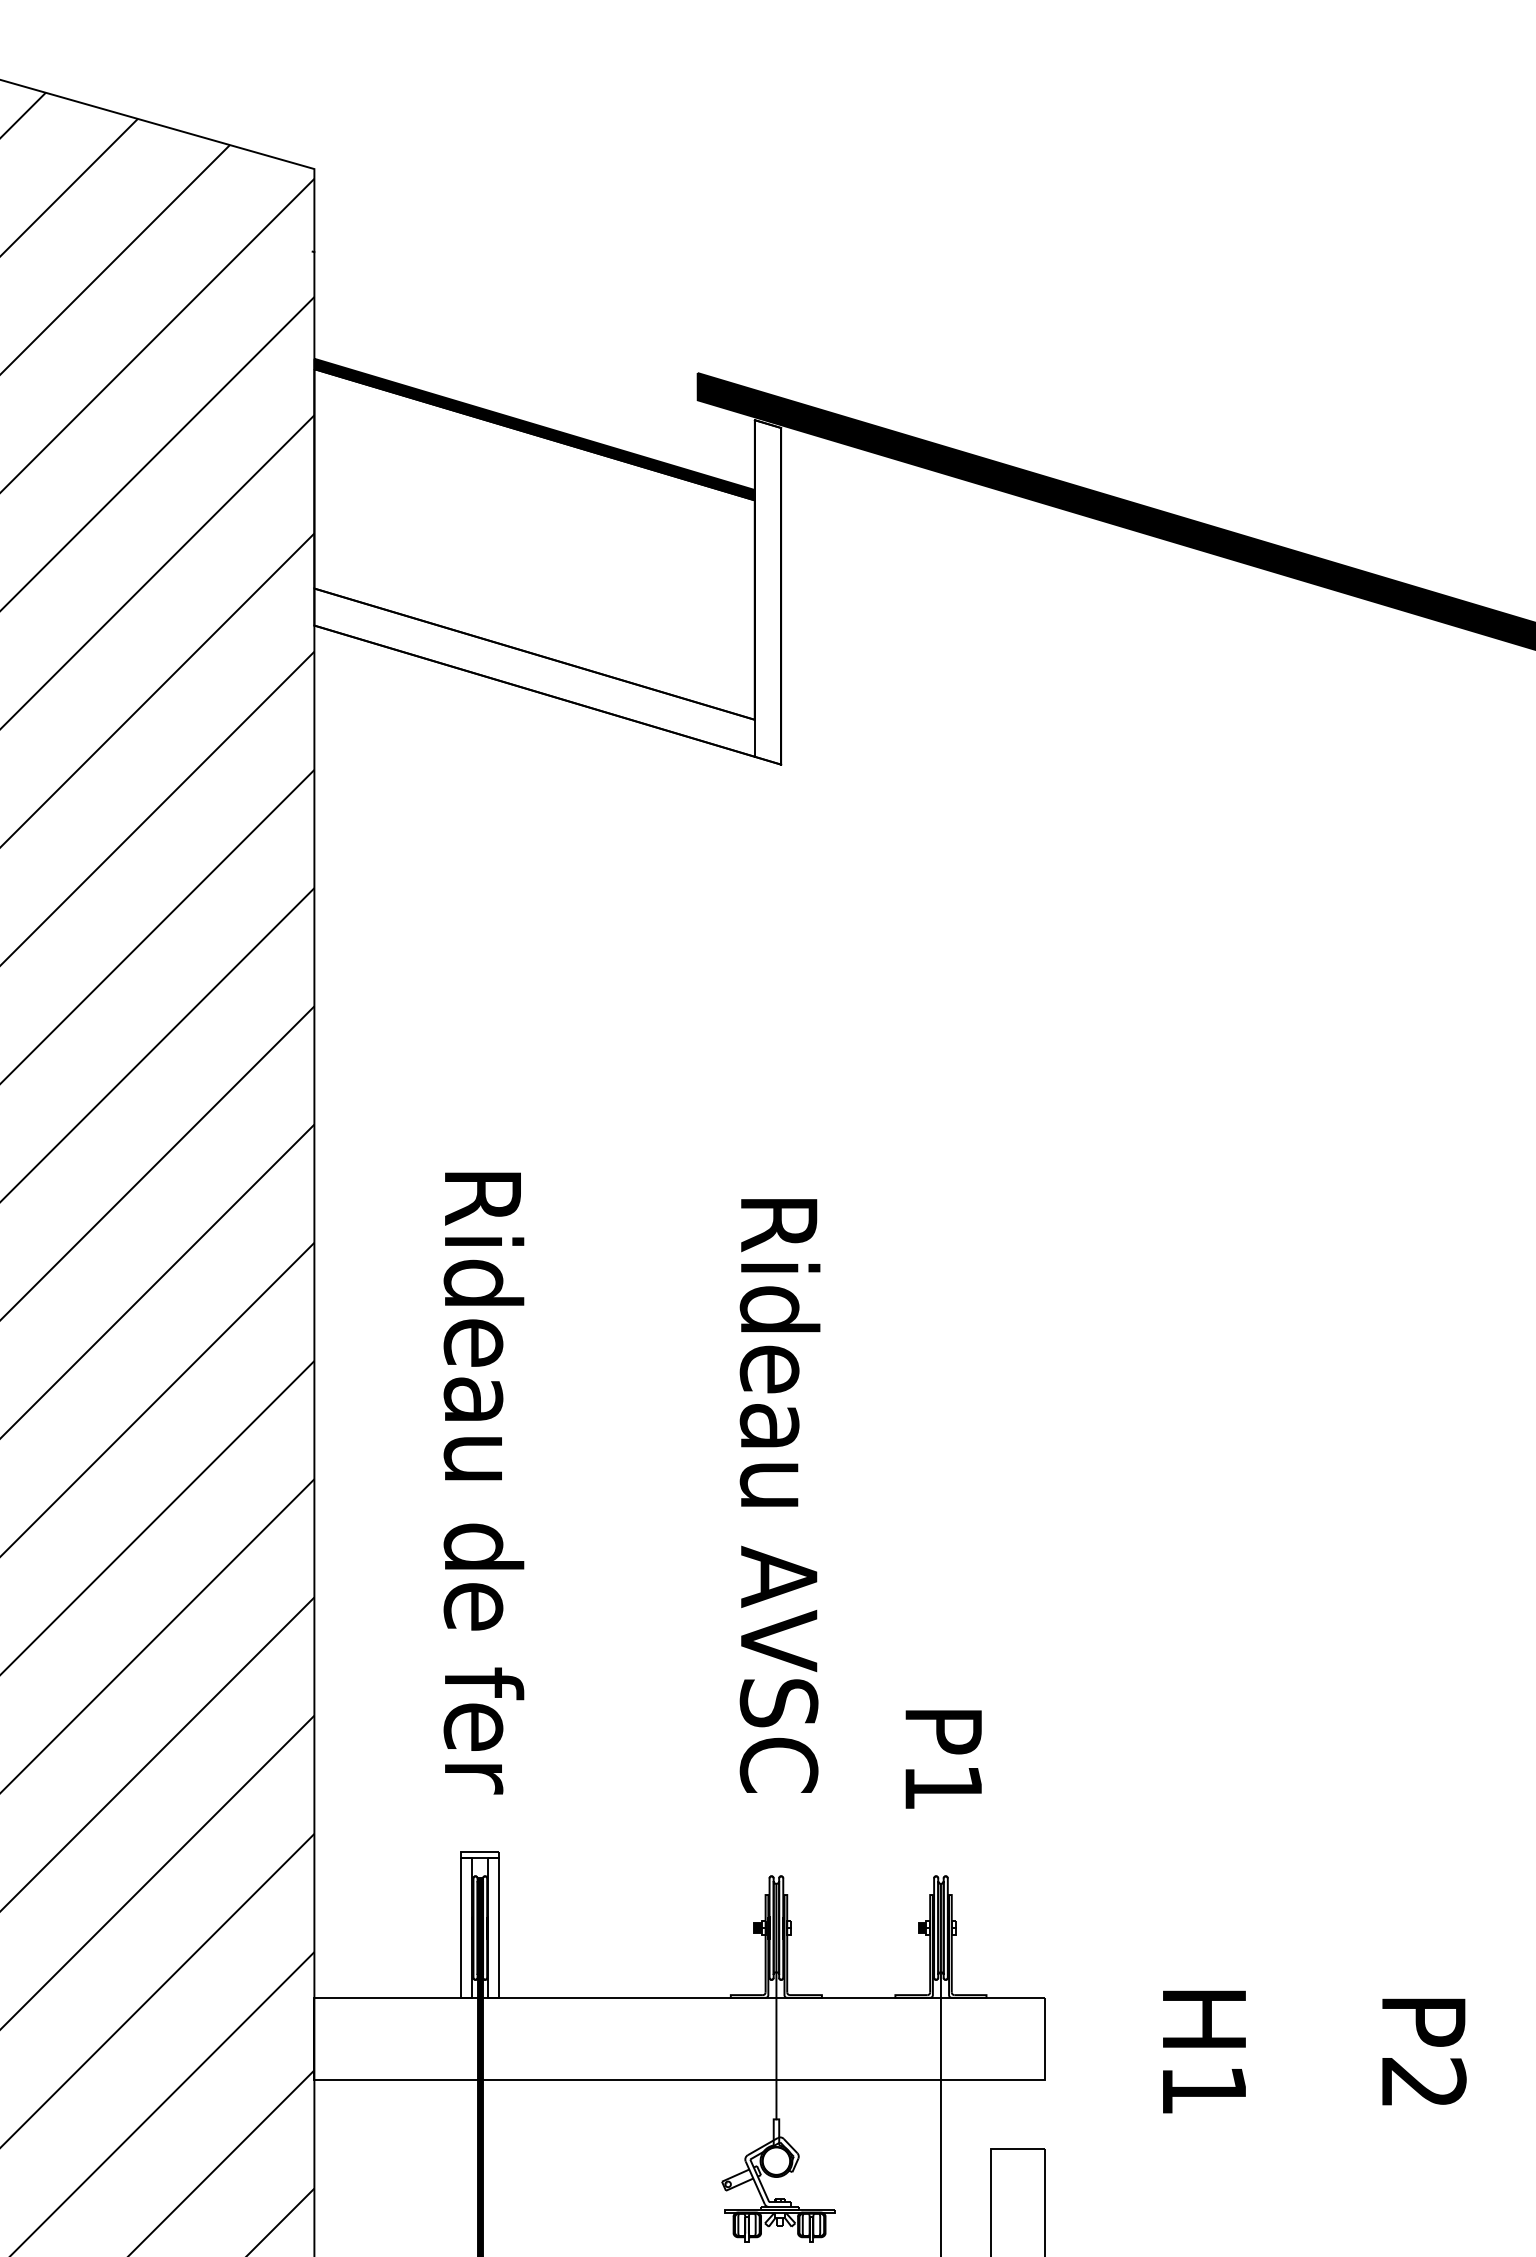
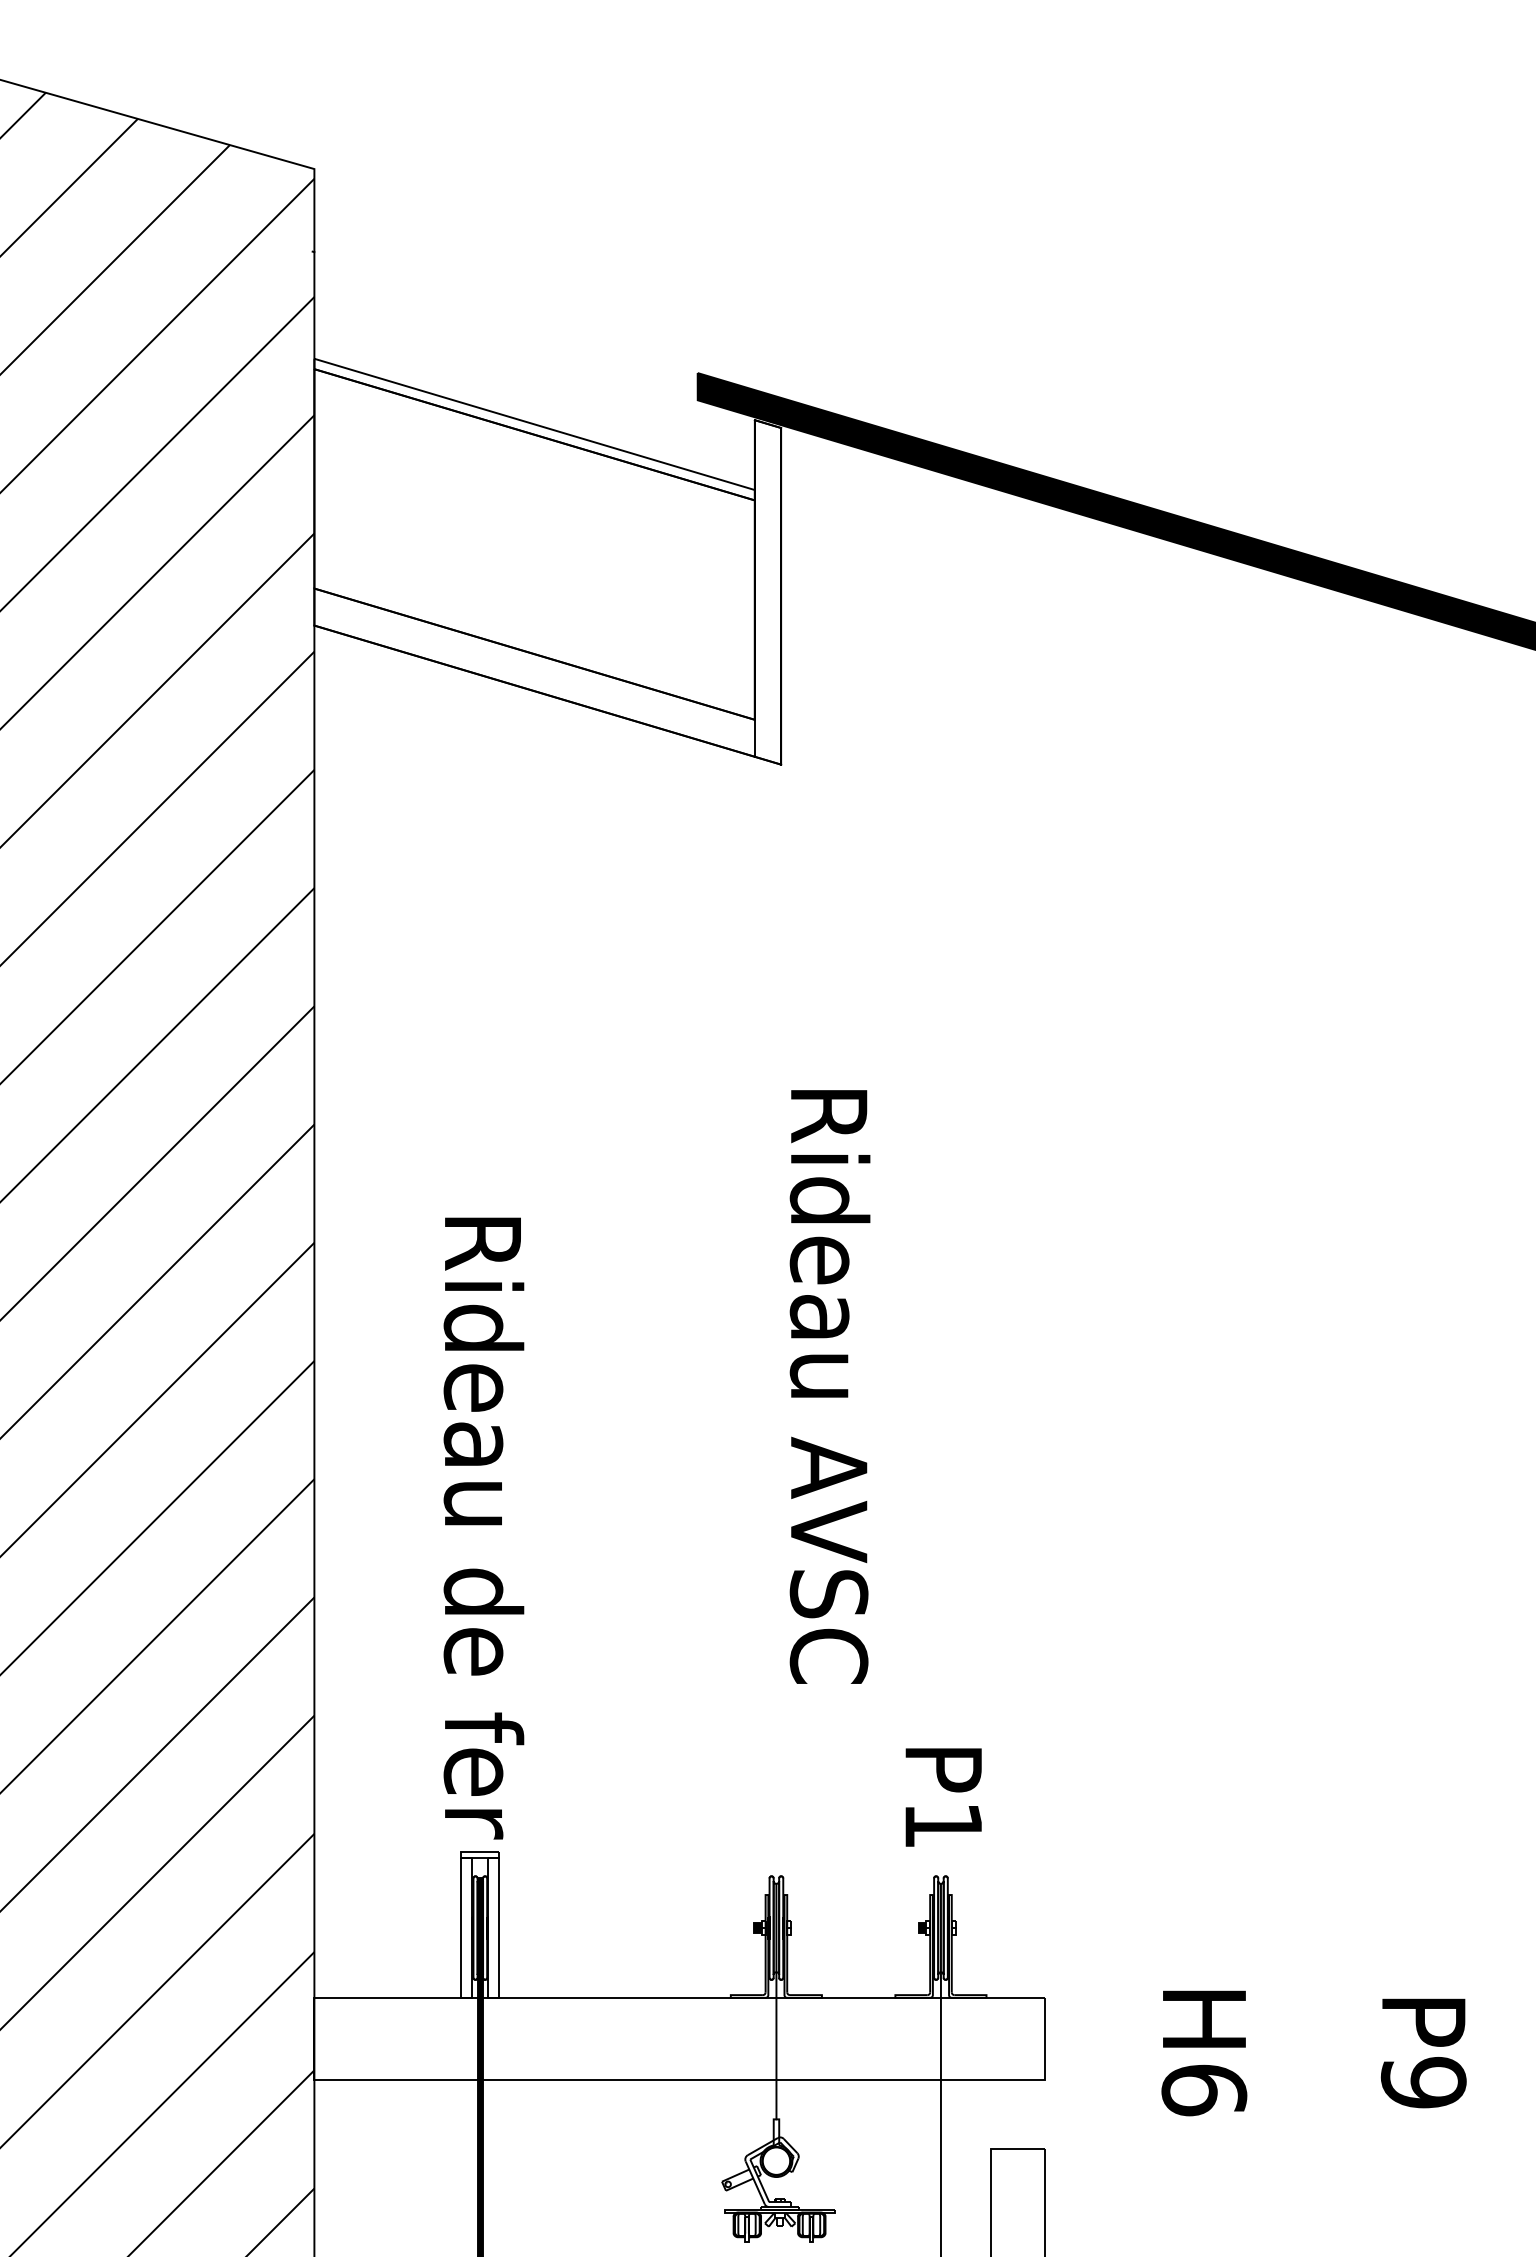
fill: present -> none (534, 429)
text position: (483, 1483) -> (483, 1528) (483, 1528)
text position: (779, 1495) -> (829, 1386) (829, 1386)
text position: (943, 1759) -> (943, 1797) (943, 1797)
text: P2 -> P9 (1423, 2082)
text: H1 -> H6 (1204, 2090)
